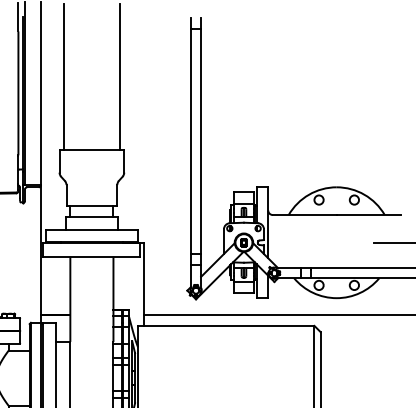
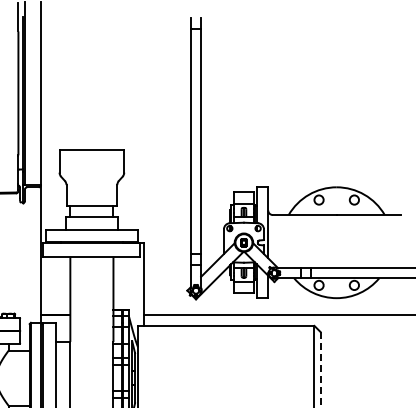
line: present -> none (64, 76)
line: present -> none (119, 76)
line: present -> none (393, 242)
line: solid -> dashed (320, 369)
